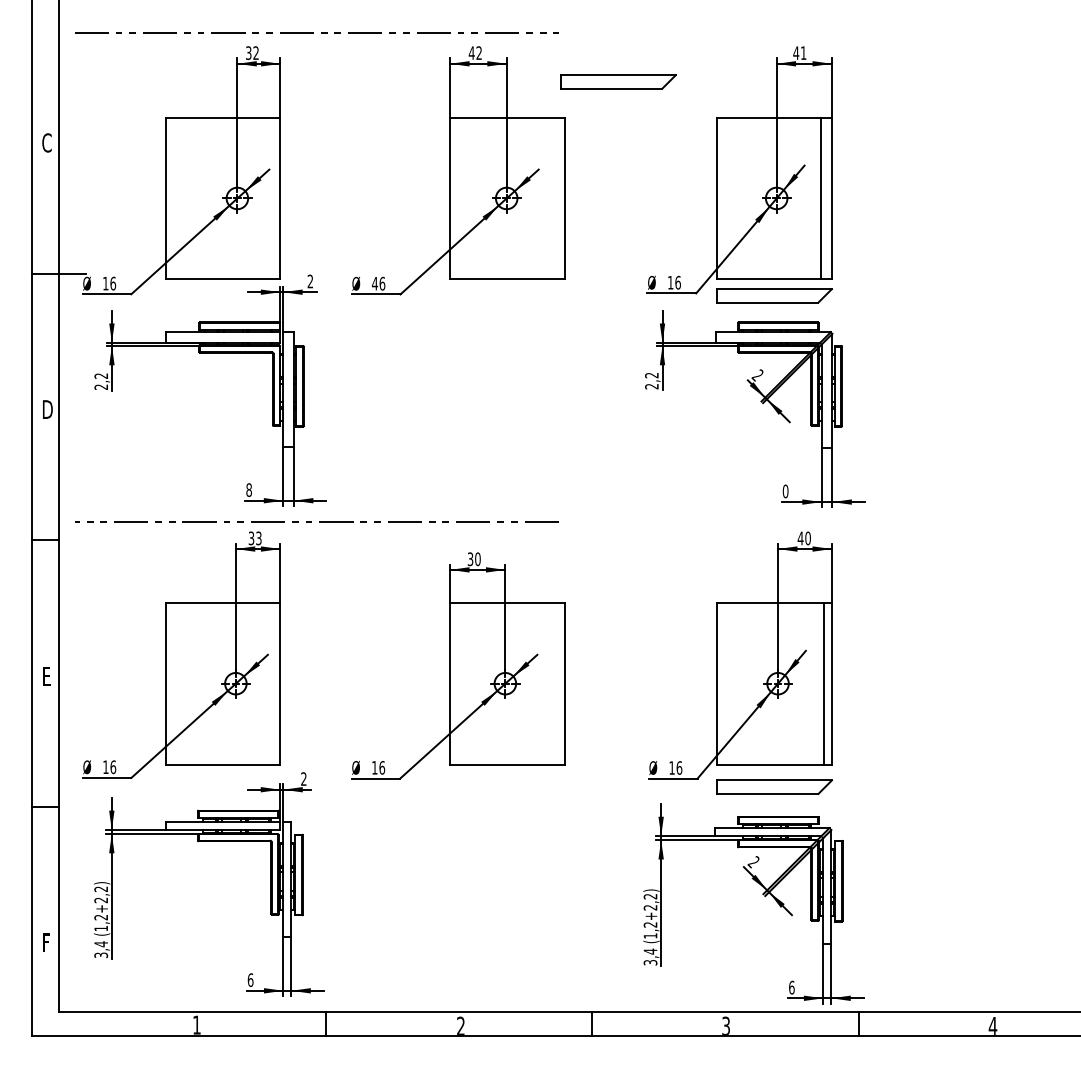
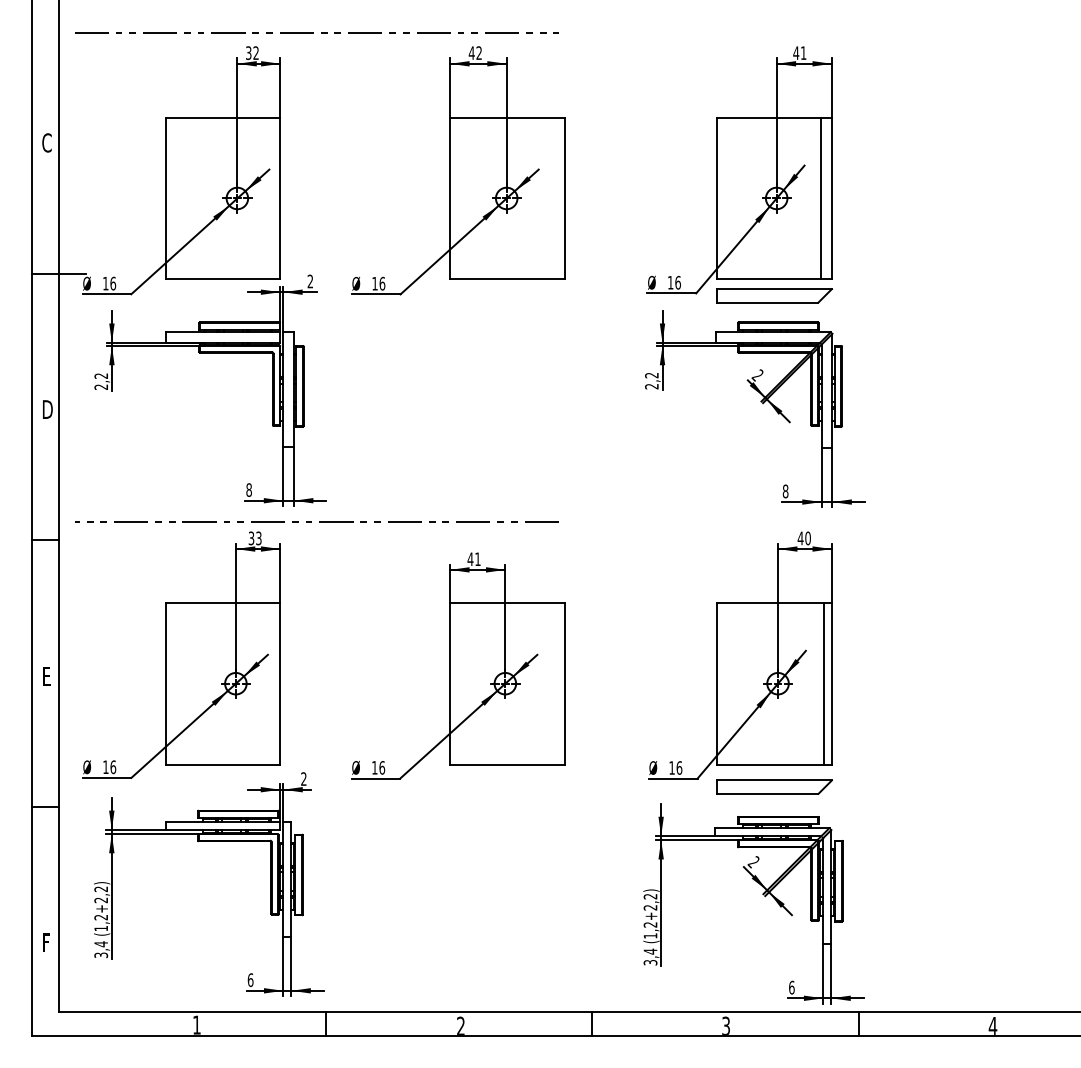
part: present -> none (618, 81)
text: 46 -> 16 (375, 283)
text: 0 -> 8 (785, 491)
text: 30 -> 41 (473, 559)
